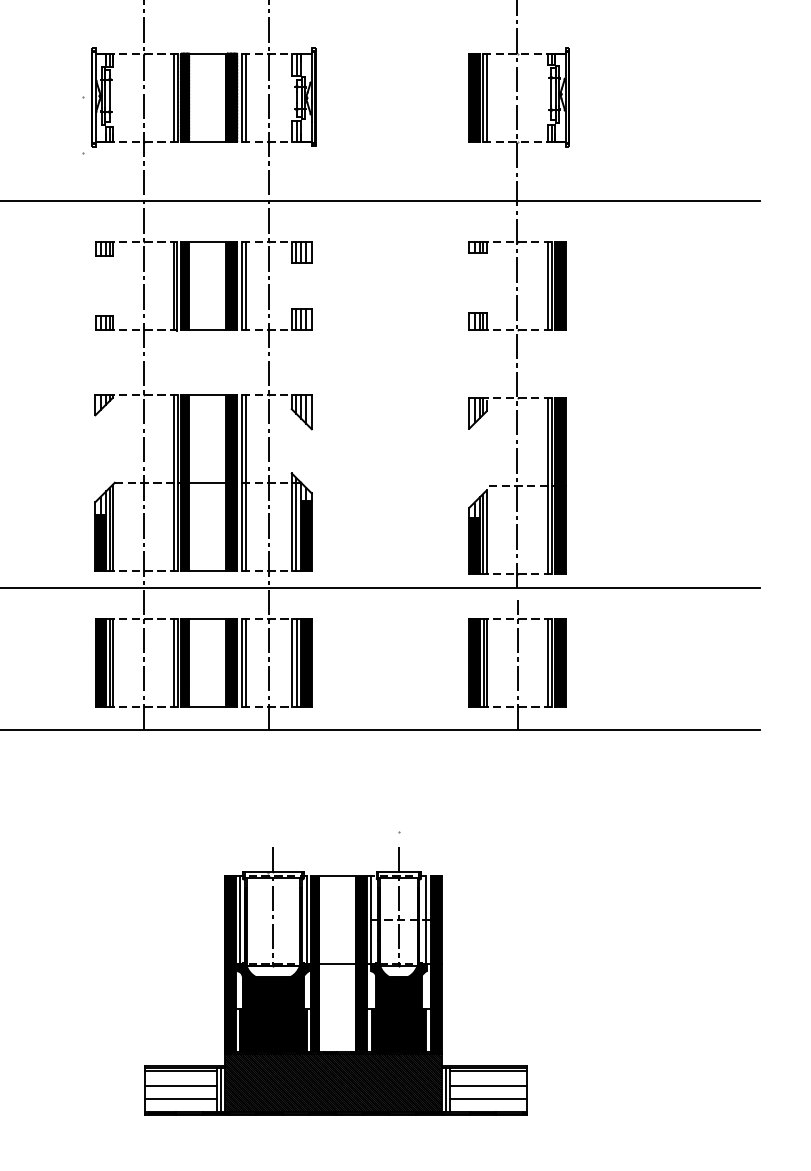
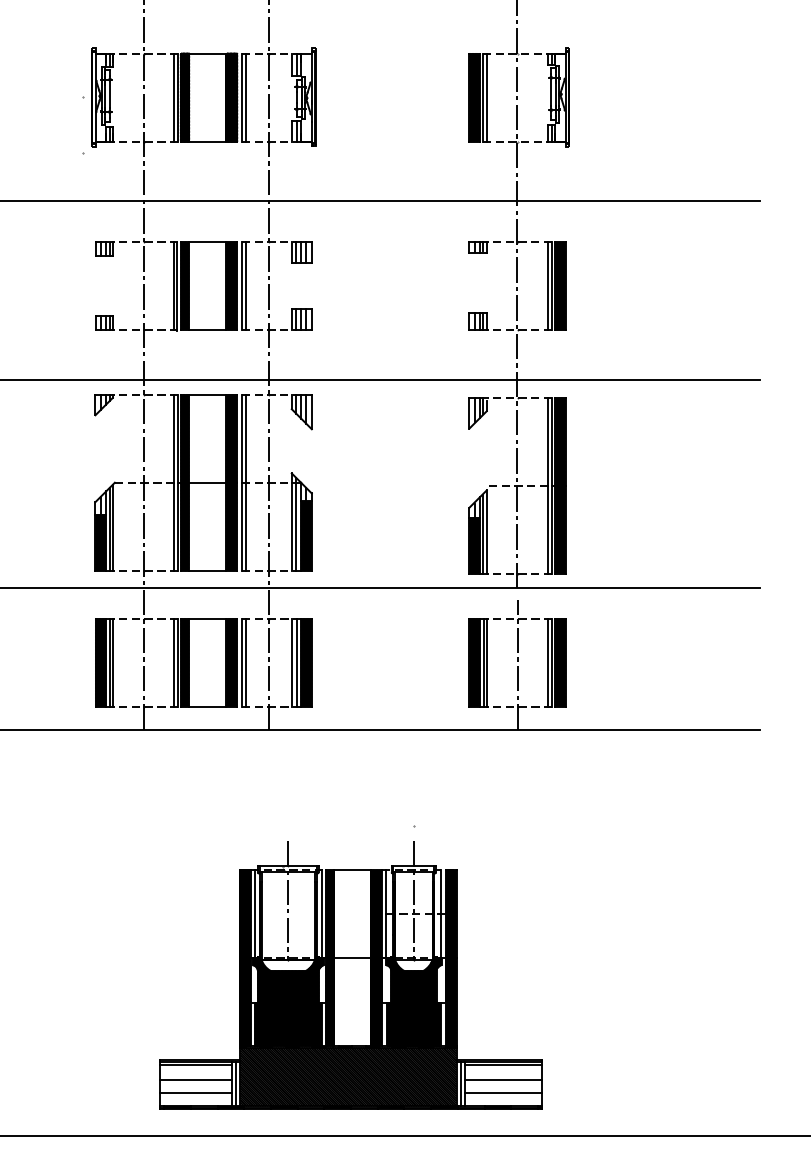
line: none -> present (381, 379)
part position: (335, 973) -> (350, 967) (350, 967)
line: none -> present (404, 1135)
